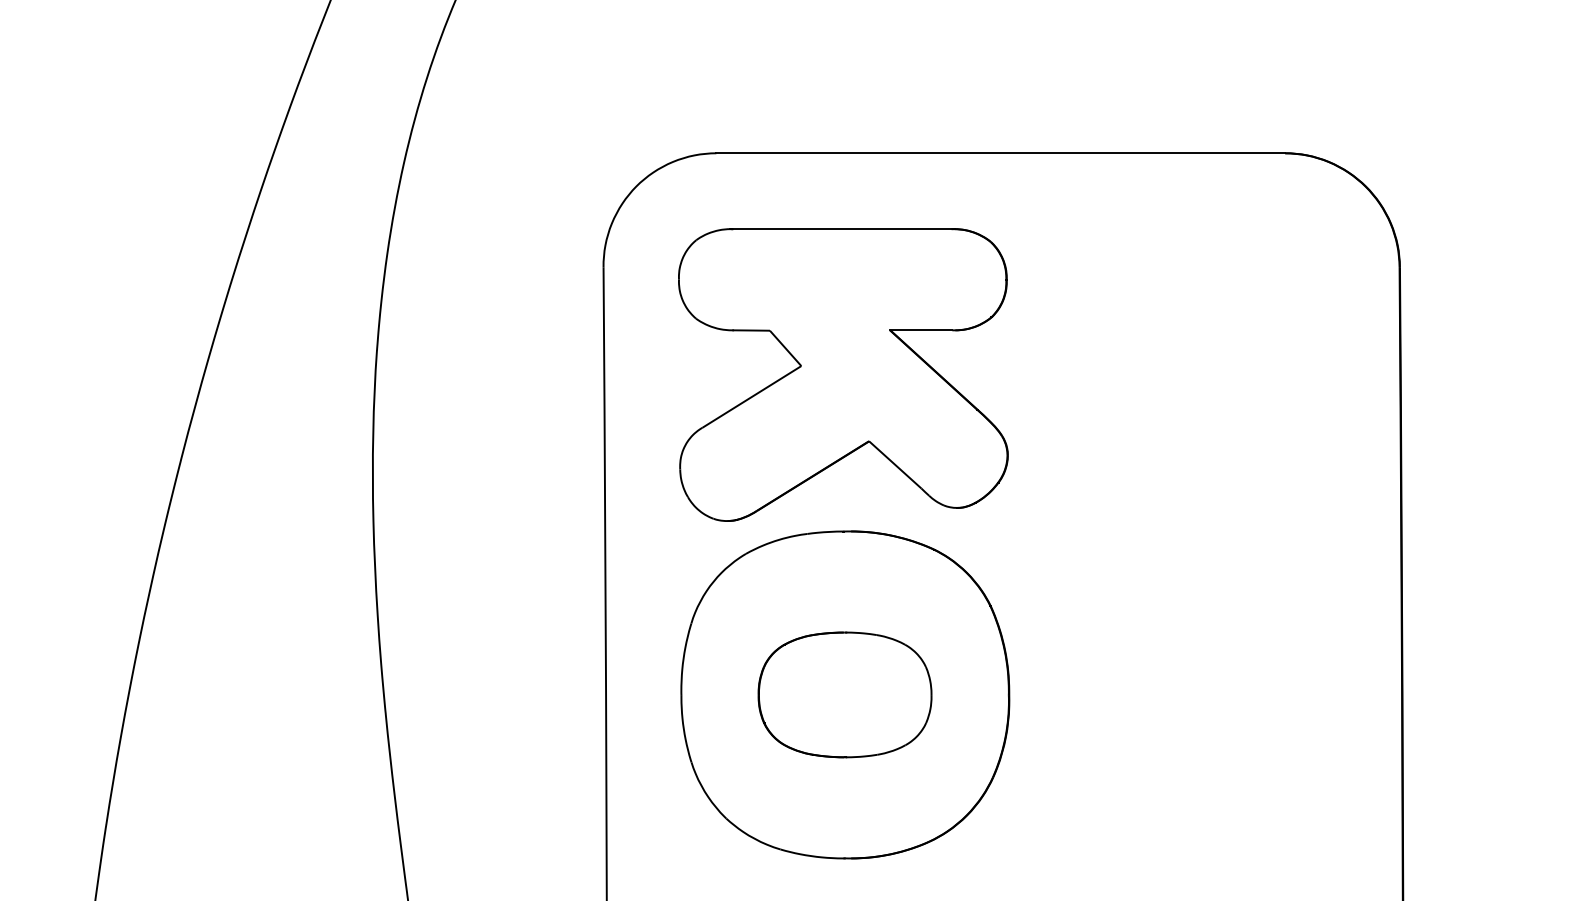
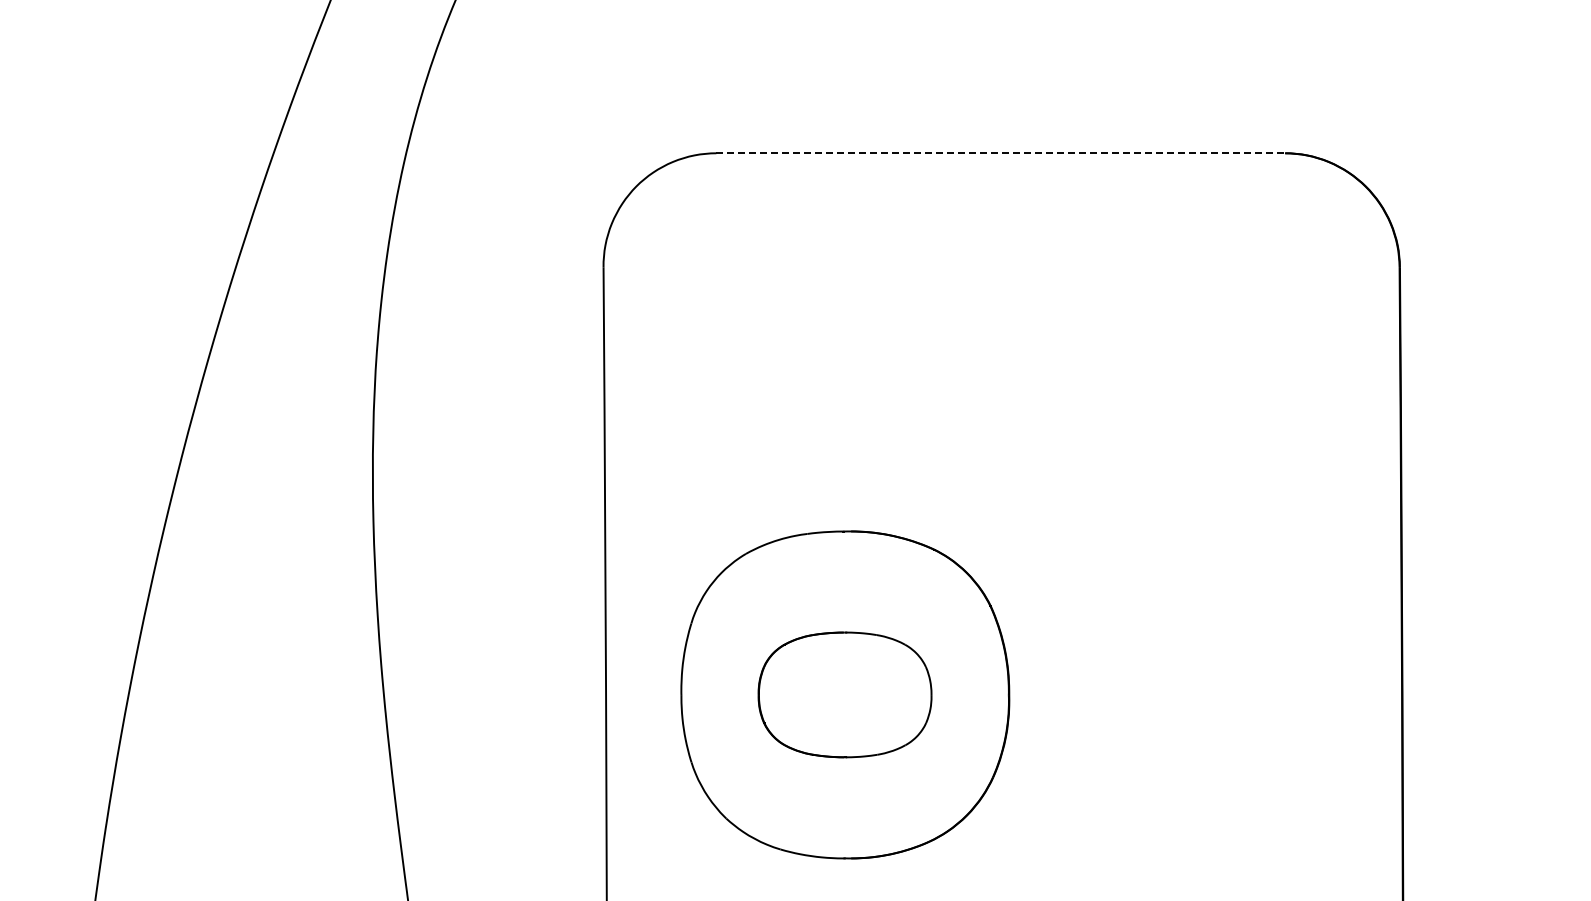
line: solid -> dashed (1000, 153)
part: present -> none (843, 374)
